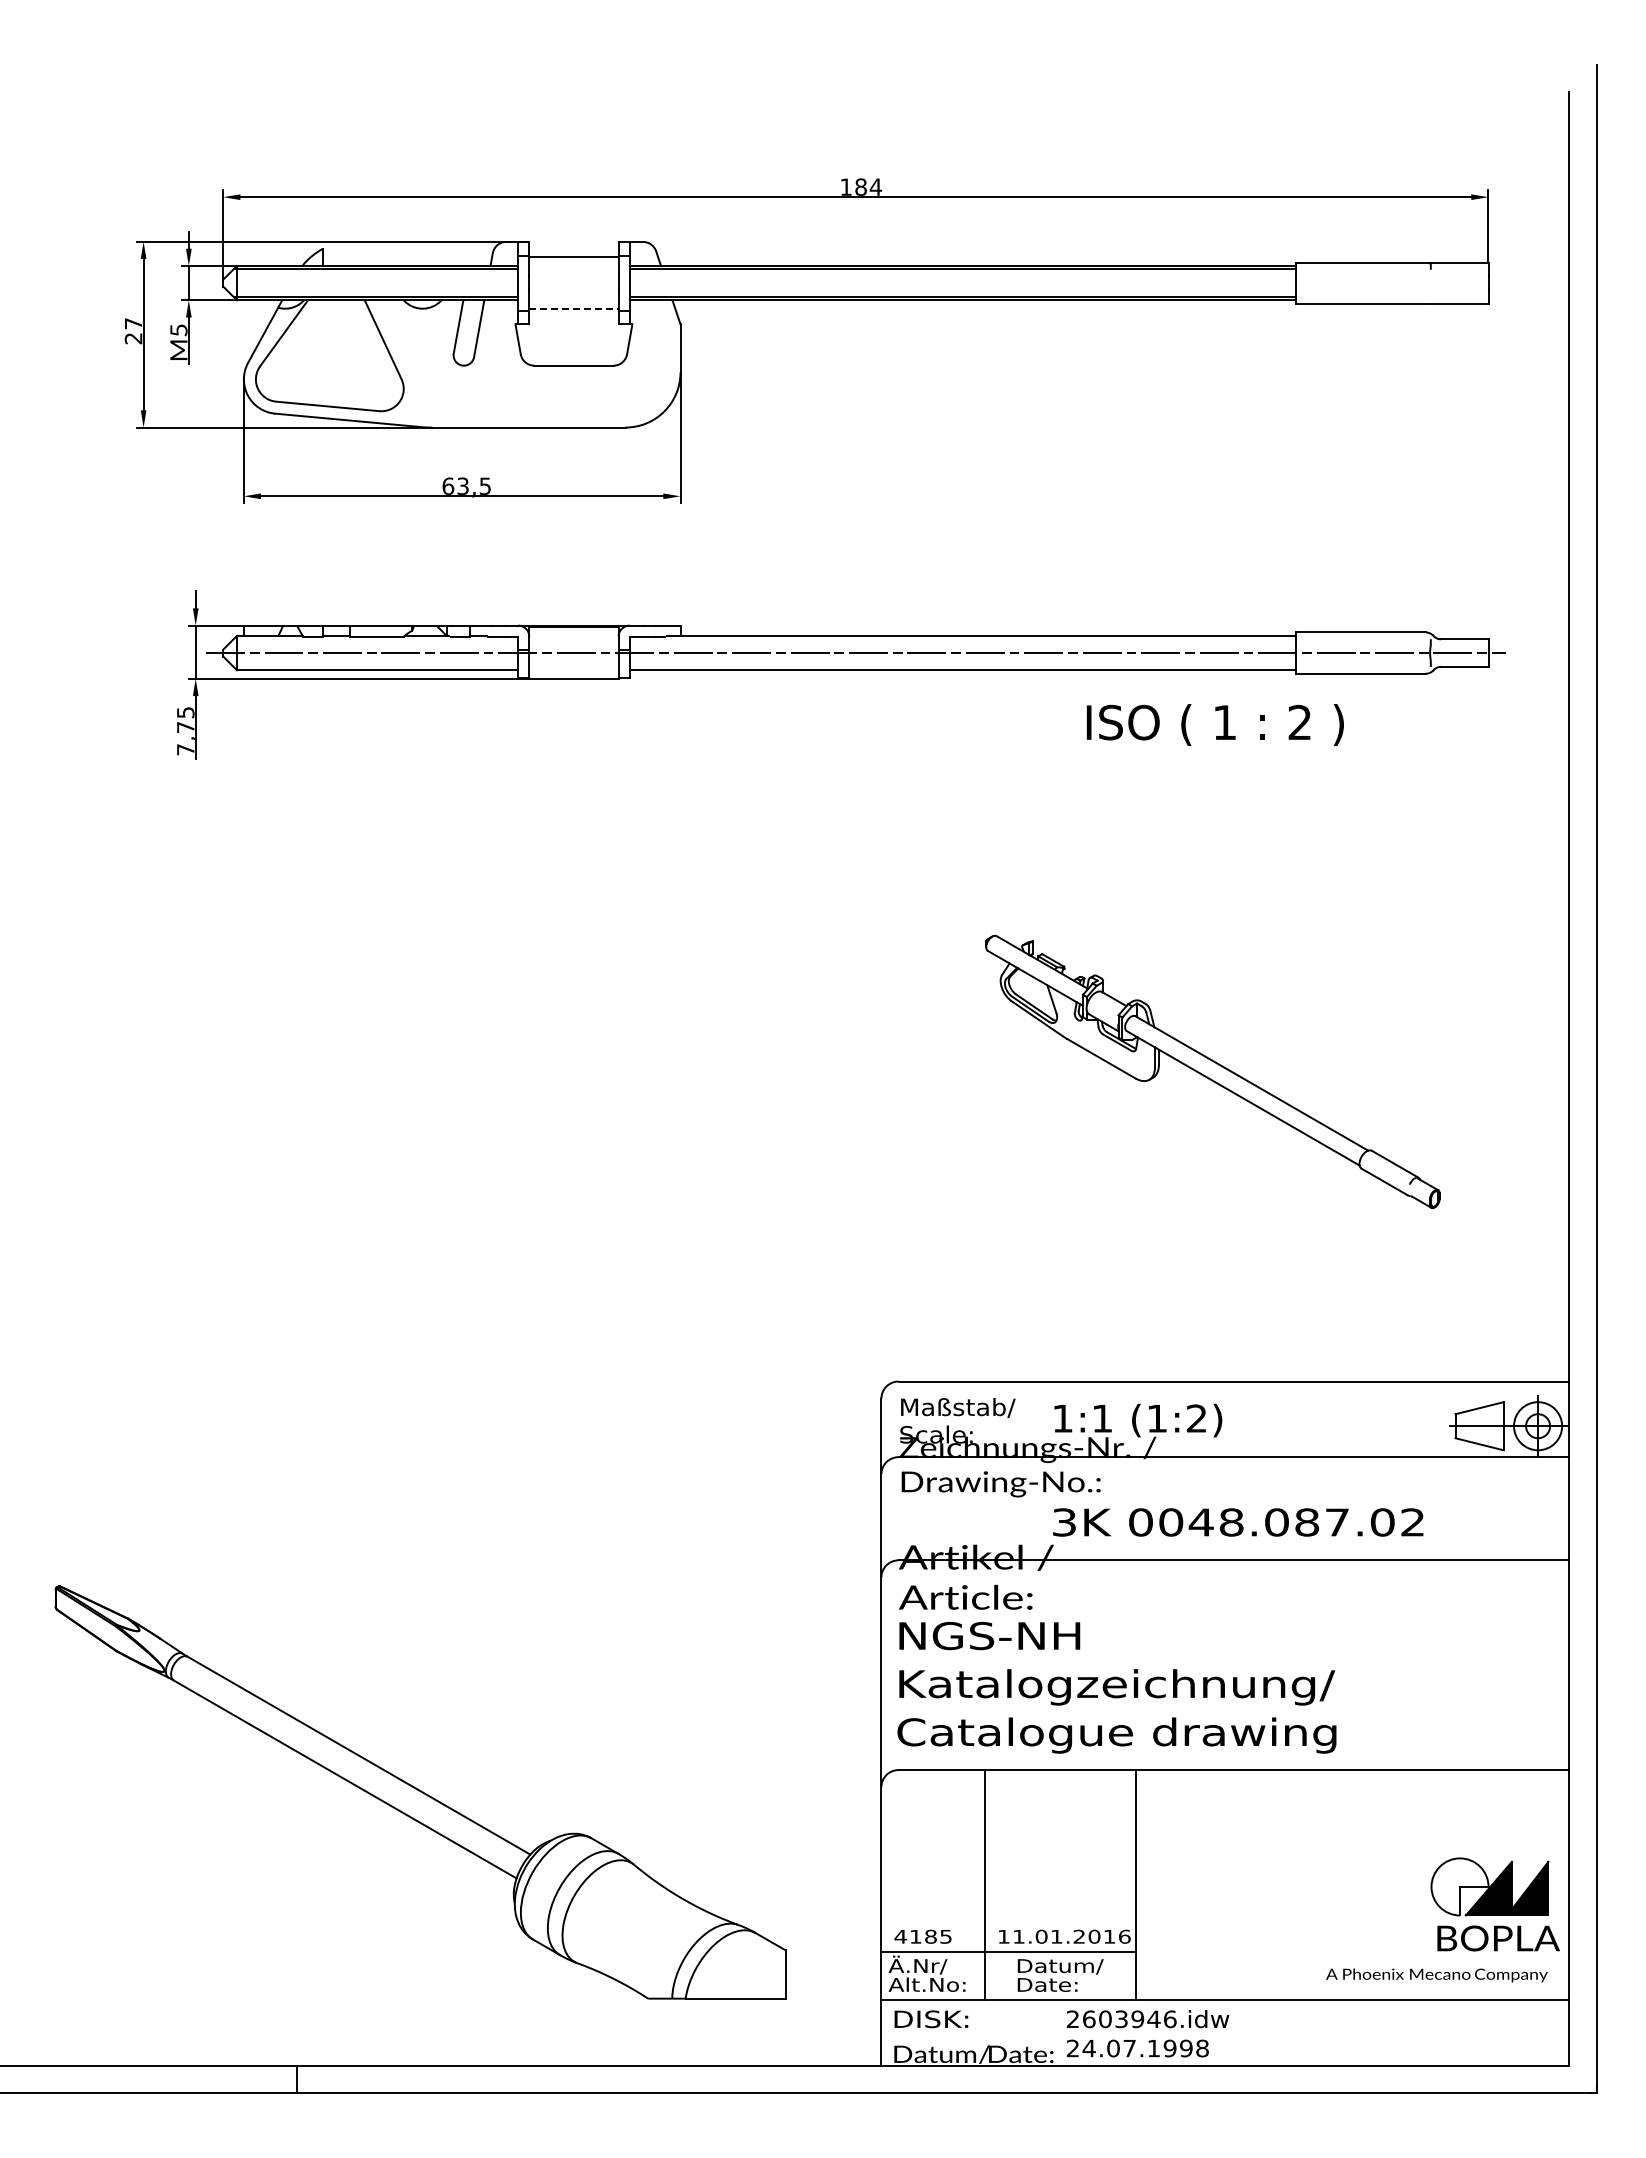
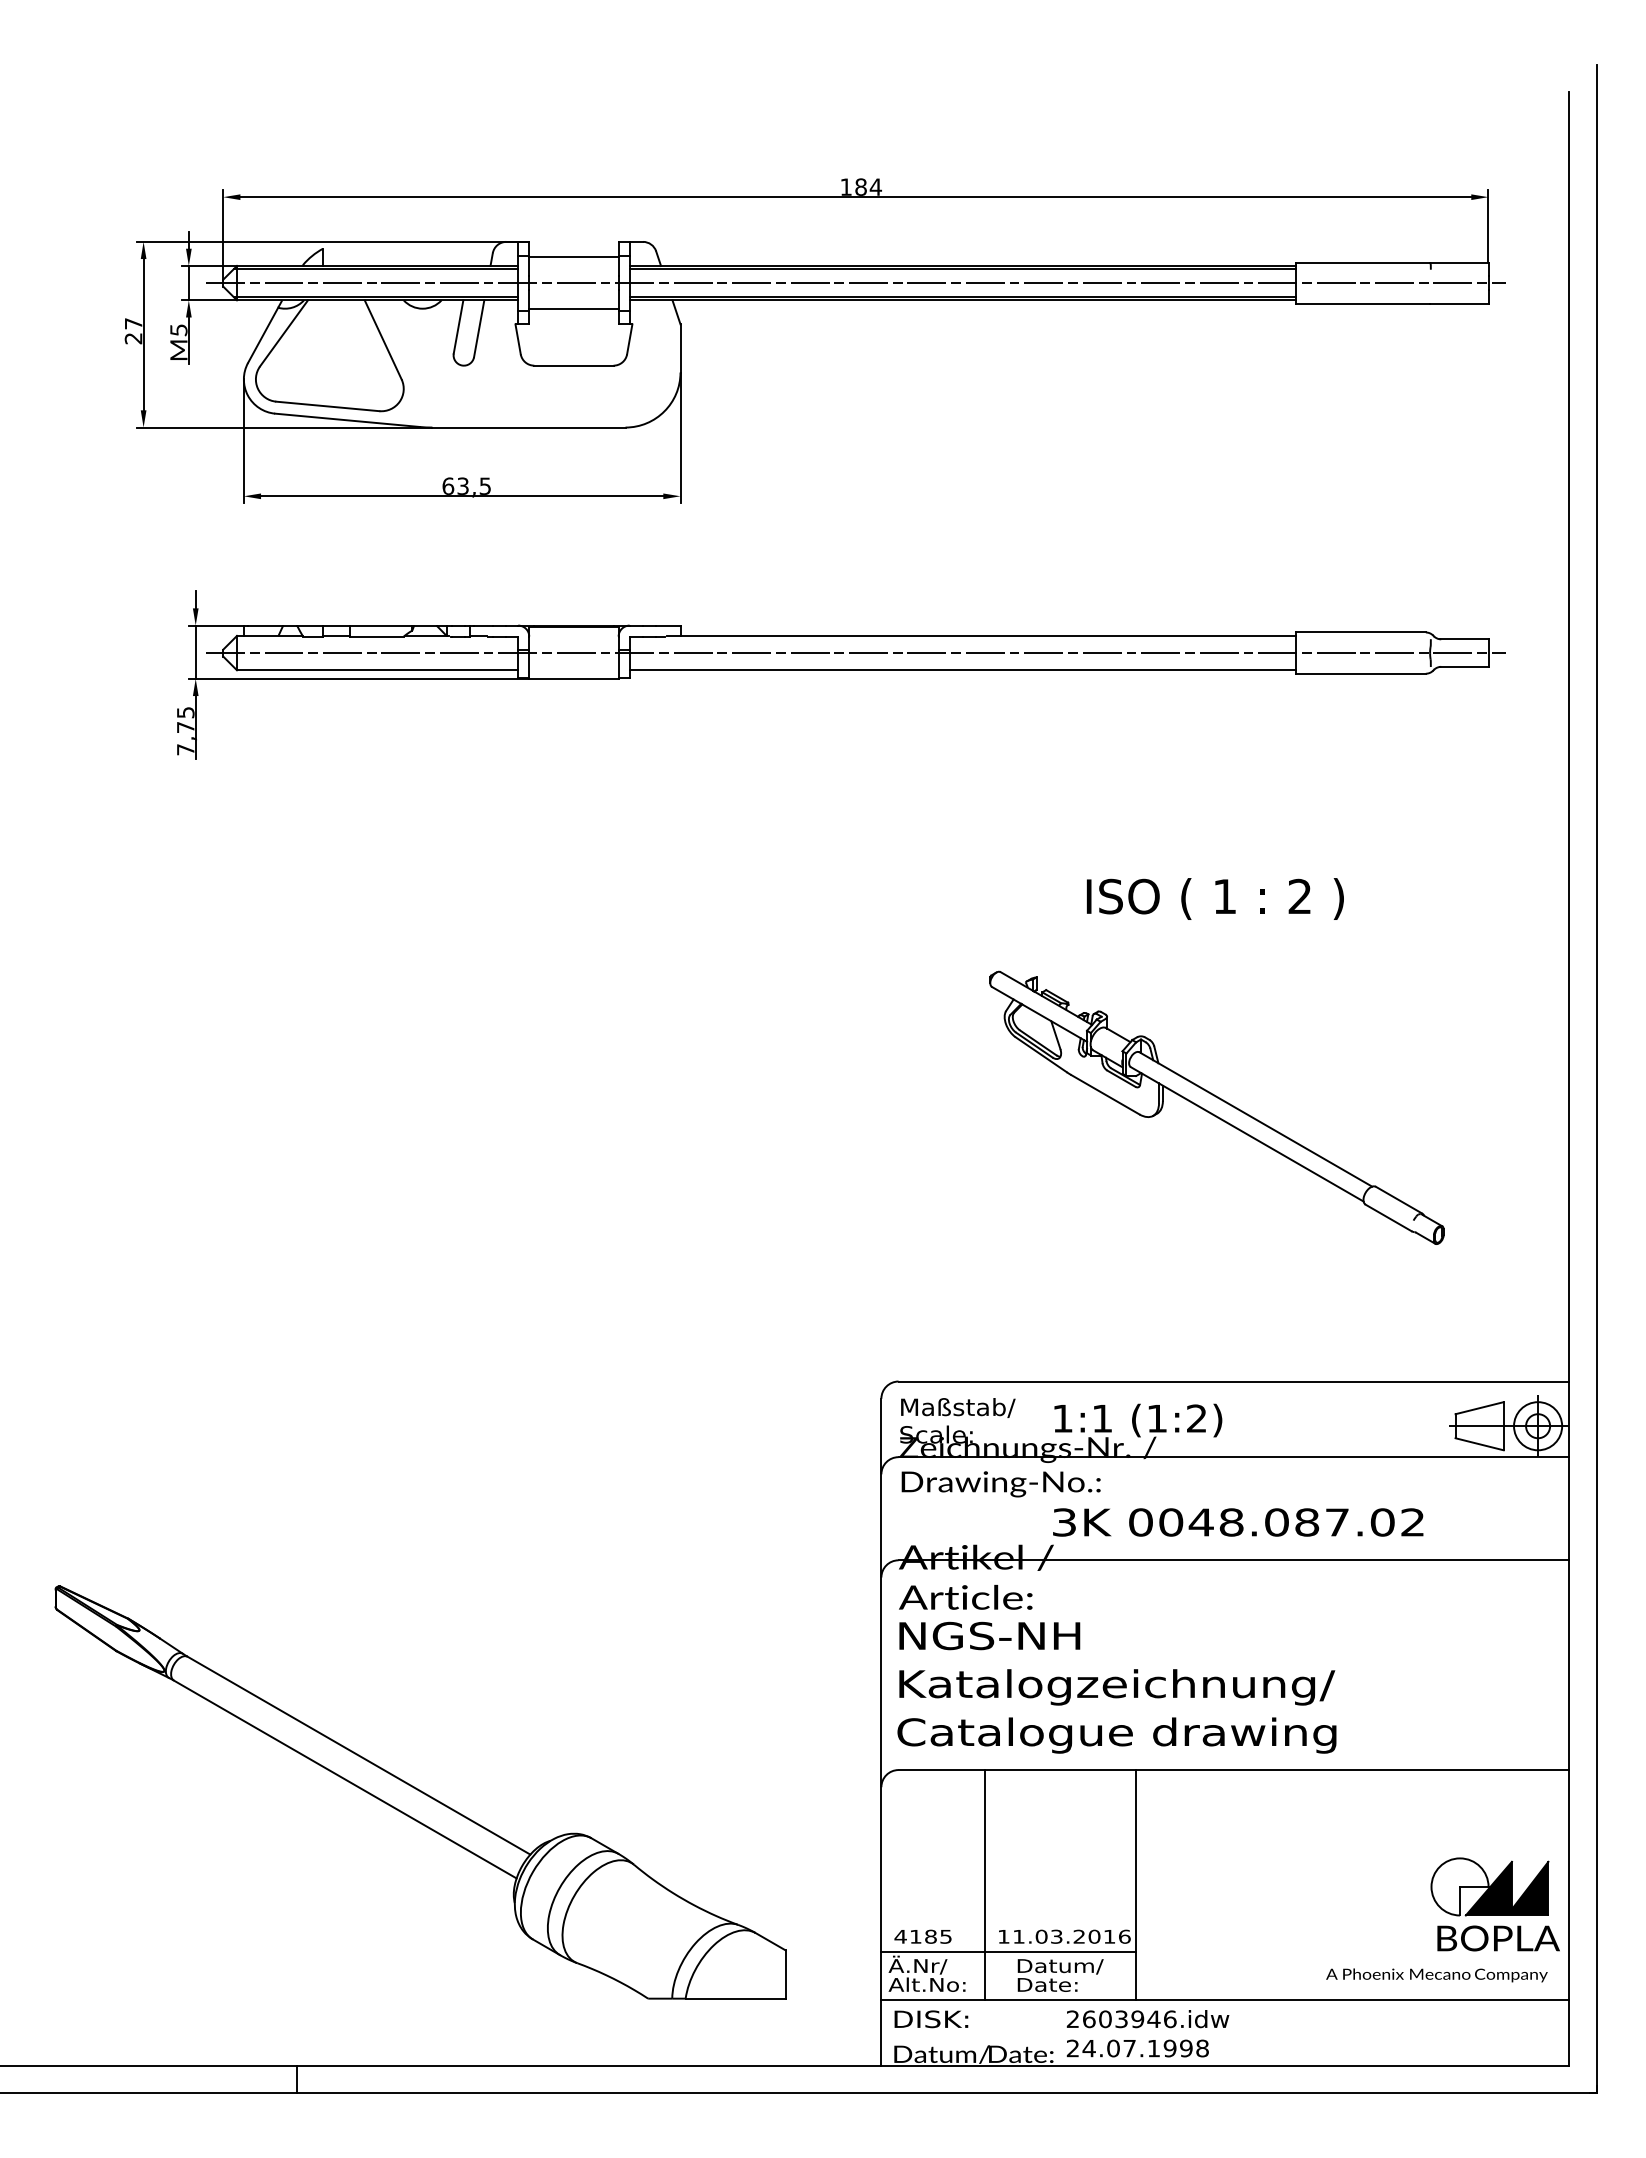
line: none -> present (855, 283)
line: dashed -> solid (573, 308)
text position: (1215, 724) -> (1215, 898) (1215, 898)
part position: (1212, 1071) -> (1216, 1107) (1216, 1107)
text: 11.01.2016 -> 11.03.2016 (1056, 1936)
